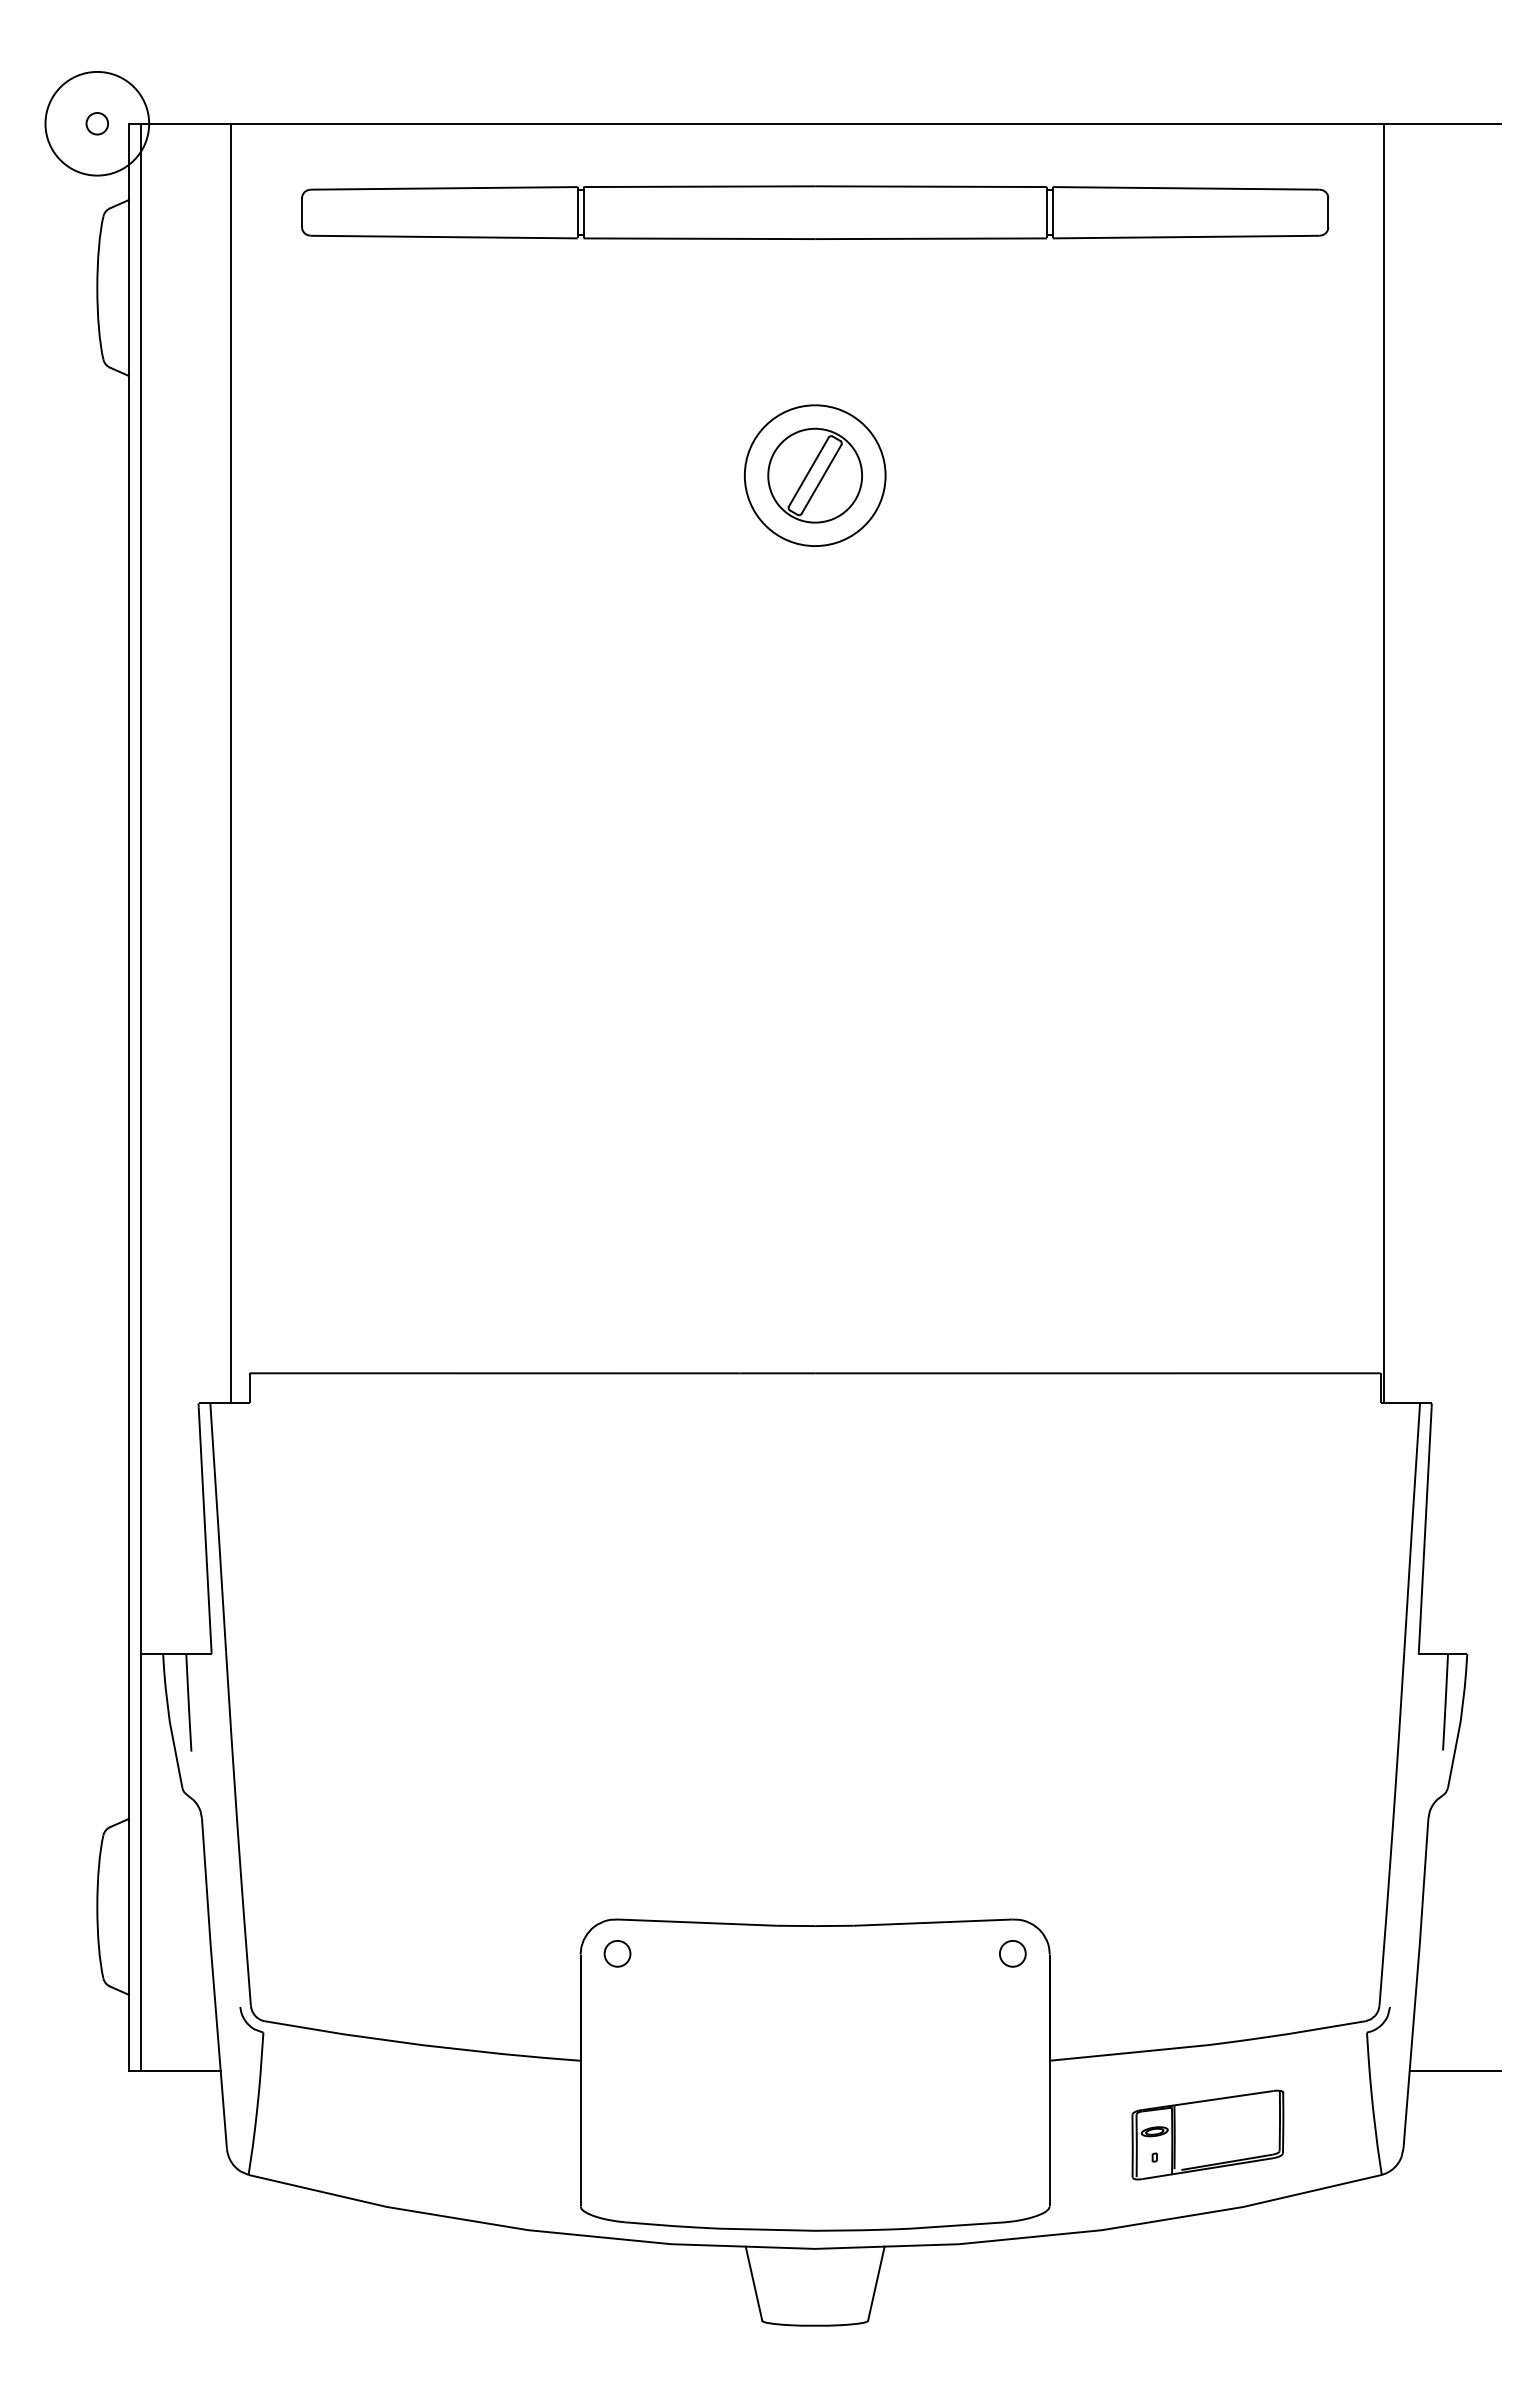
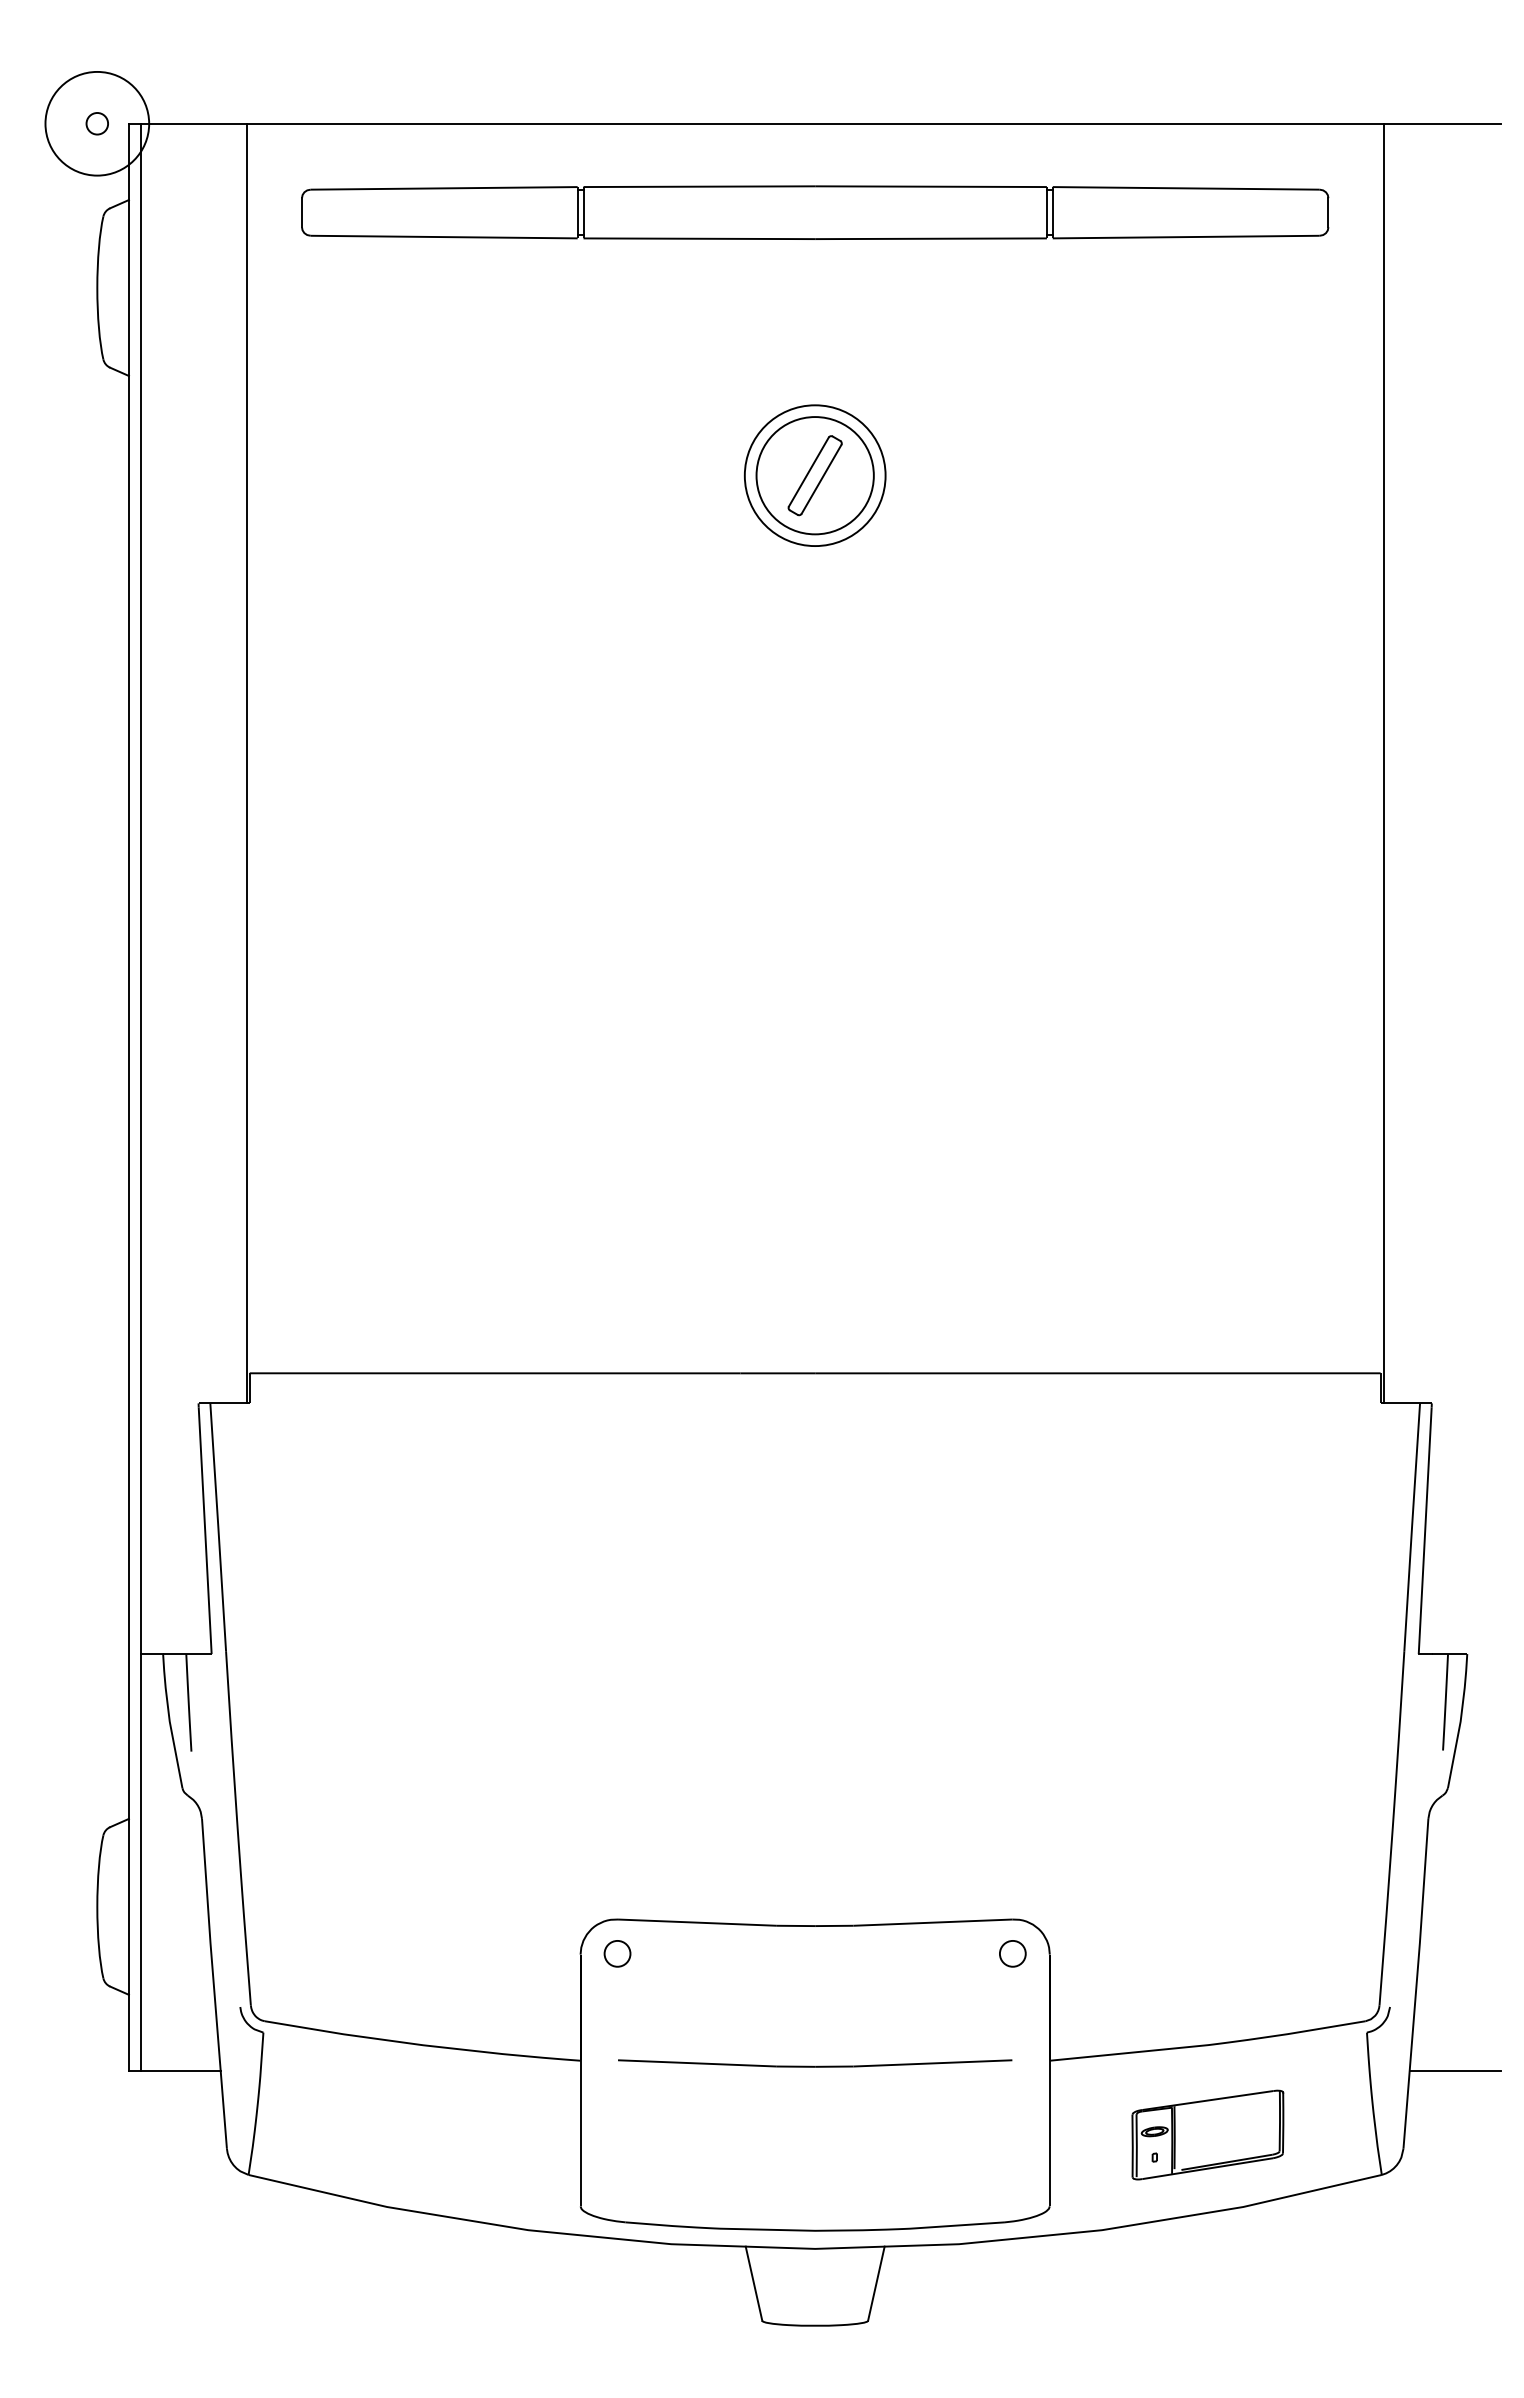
circle diameter: 94 px -> 117 px (814, 475)
line position: (230, 763) -> (246, 763) (246, 763)
part: none -> present (815, 2063)
